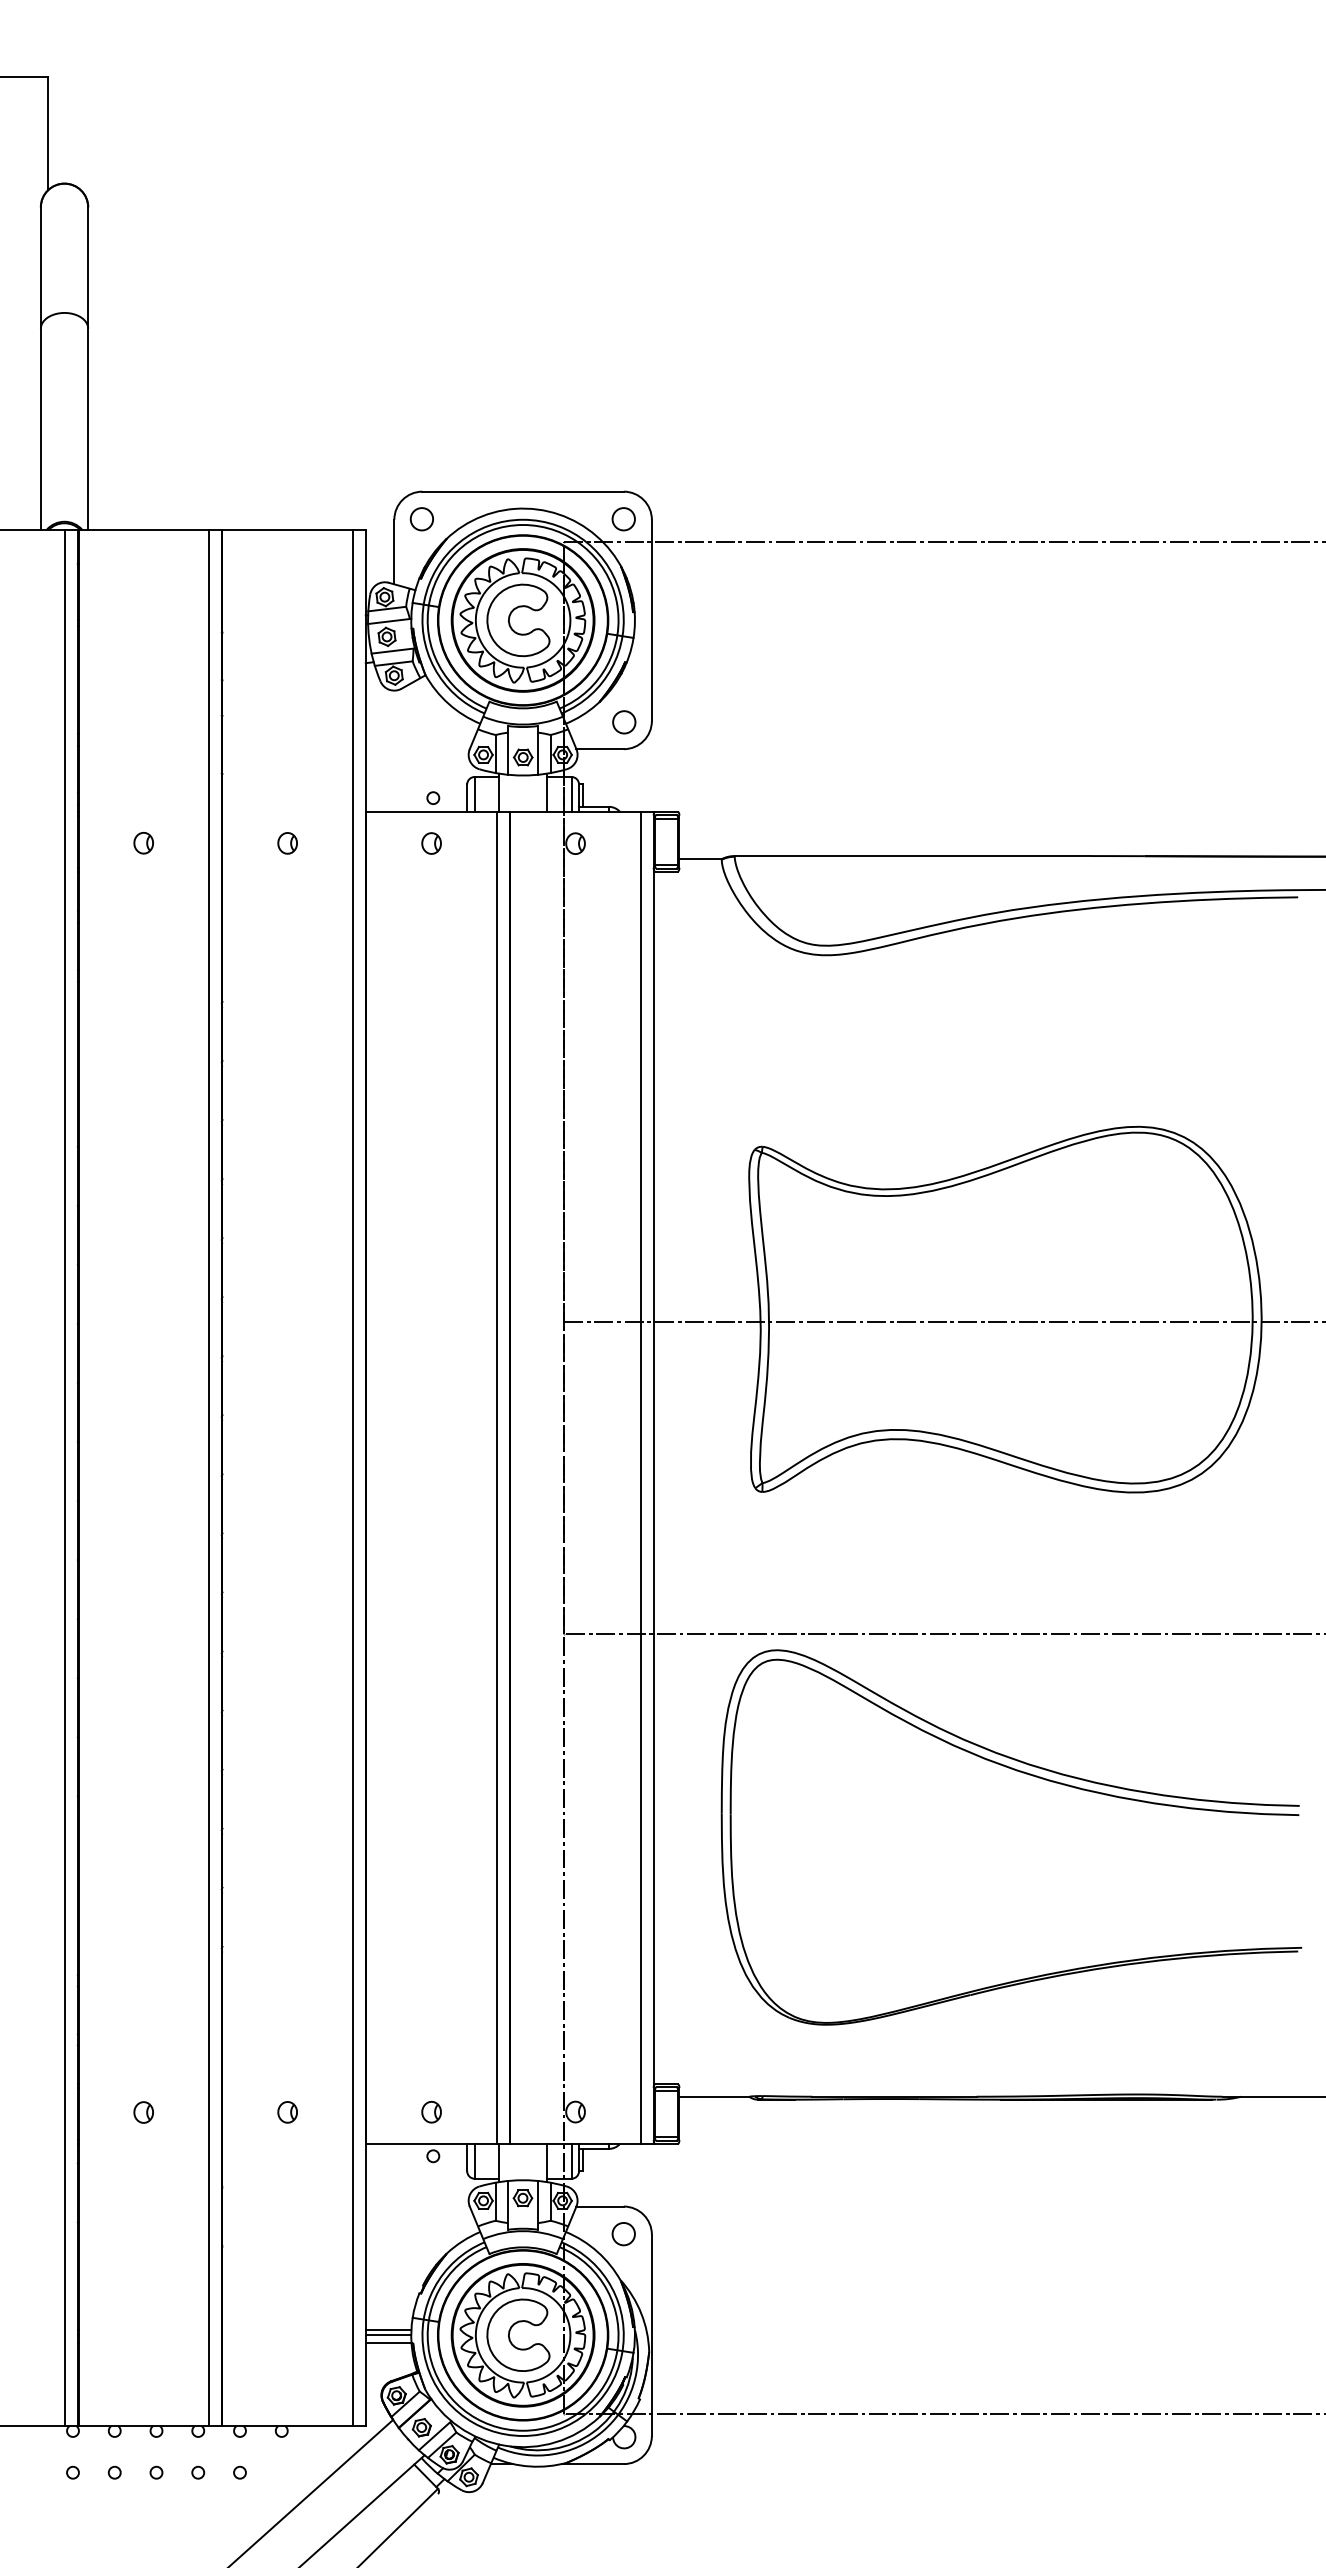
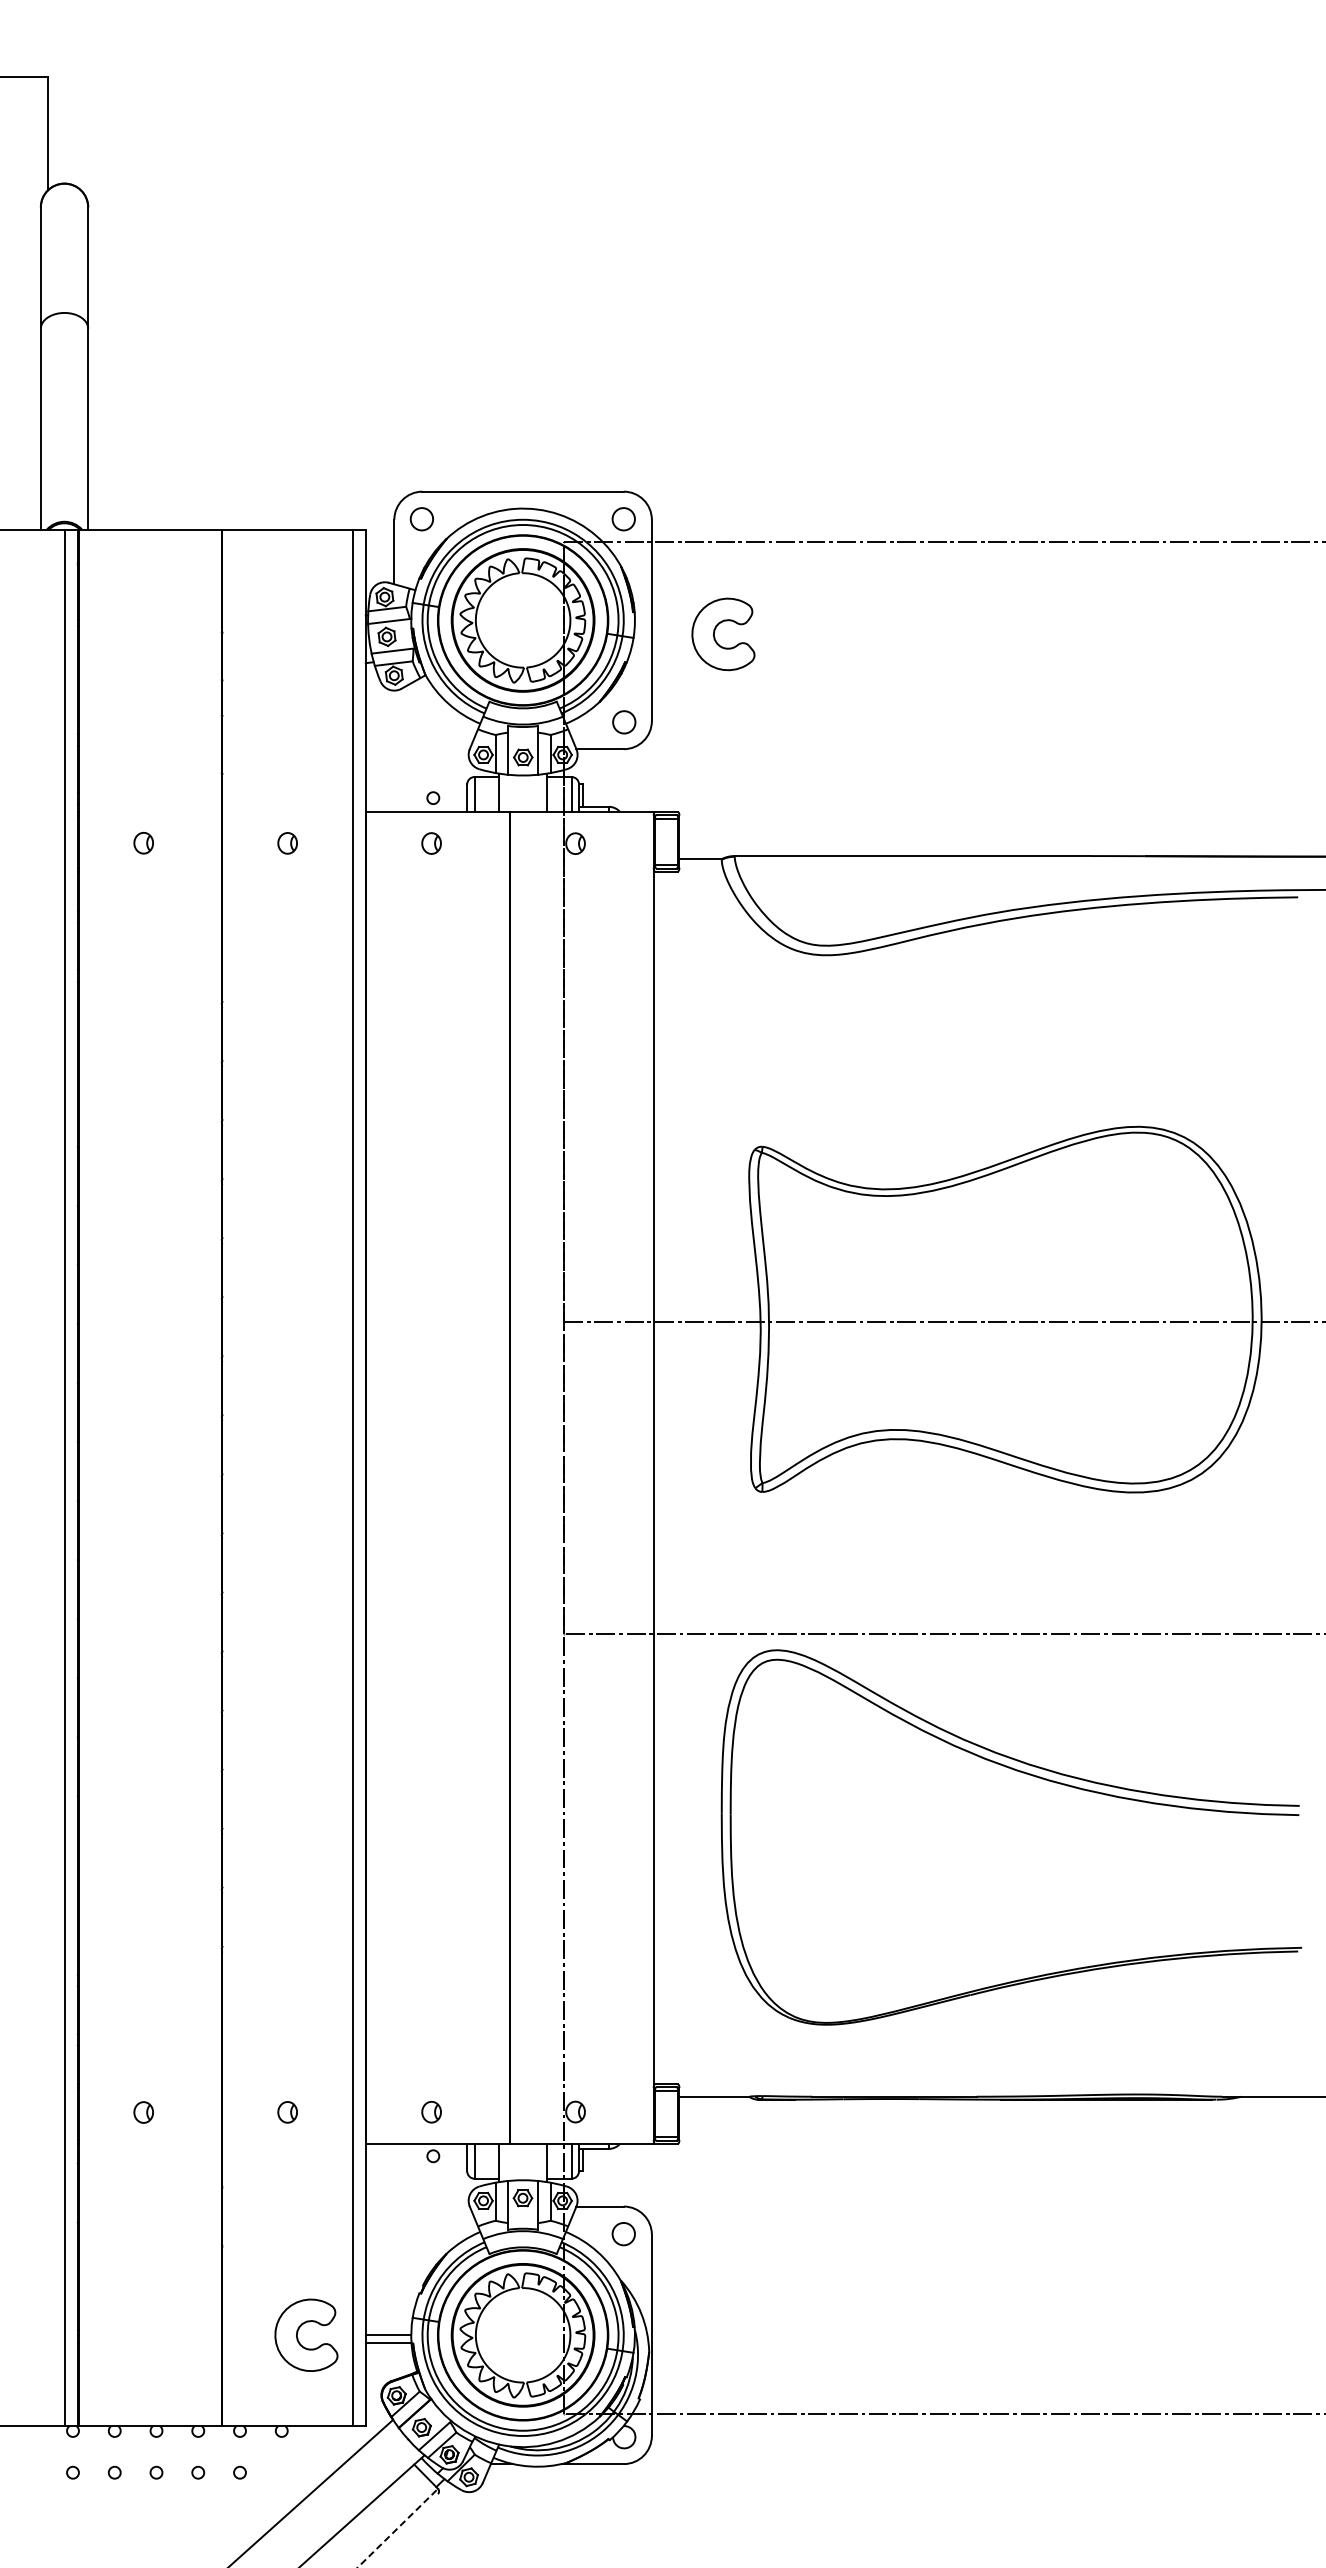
part position: (510, 617) -> (715, 631) (715, 631)
line: present -> none (208, 1477)
line: present -> none (496, 1477)
line: present -> none (640, 1477)
line: present -> none (388, 2329)
part position: (510, 2332) -> (298, 2332) (298, 2332)
line: solid -> dashed (398, 2528)
